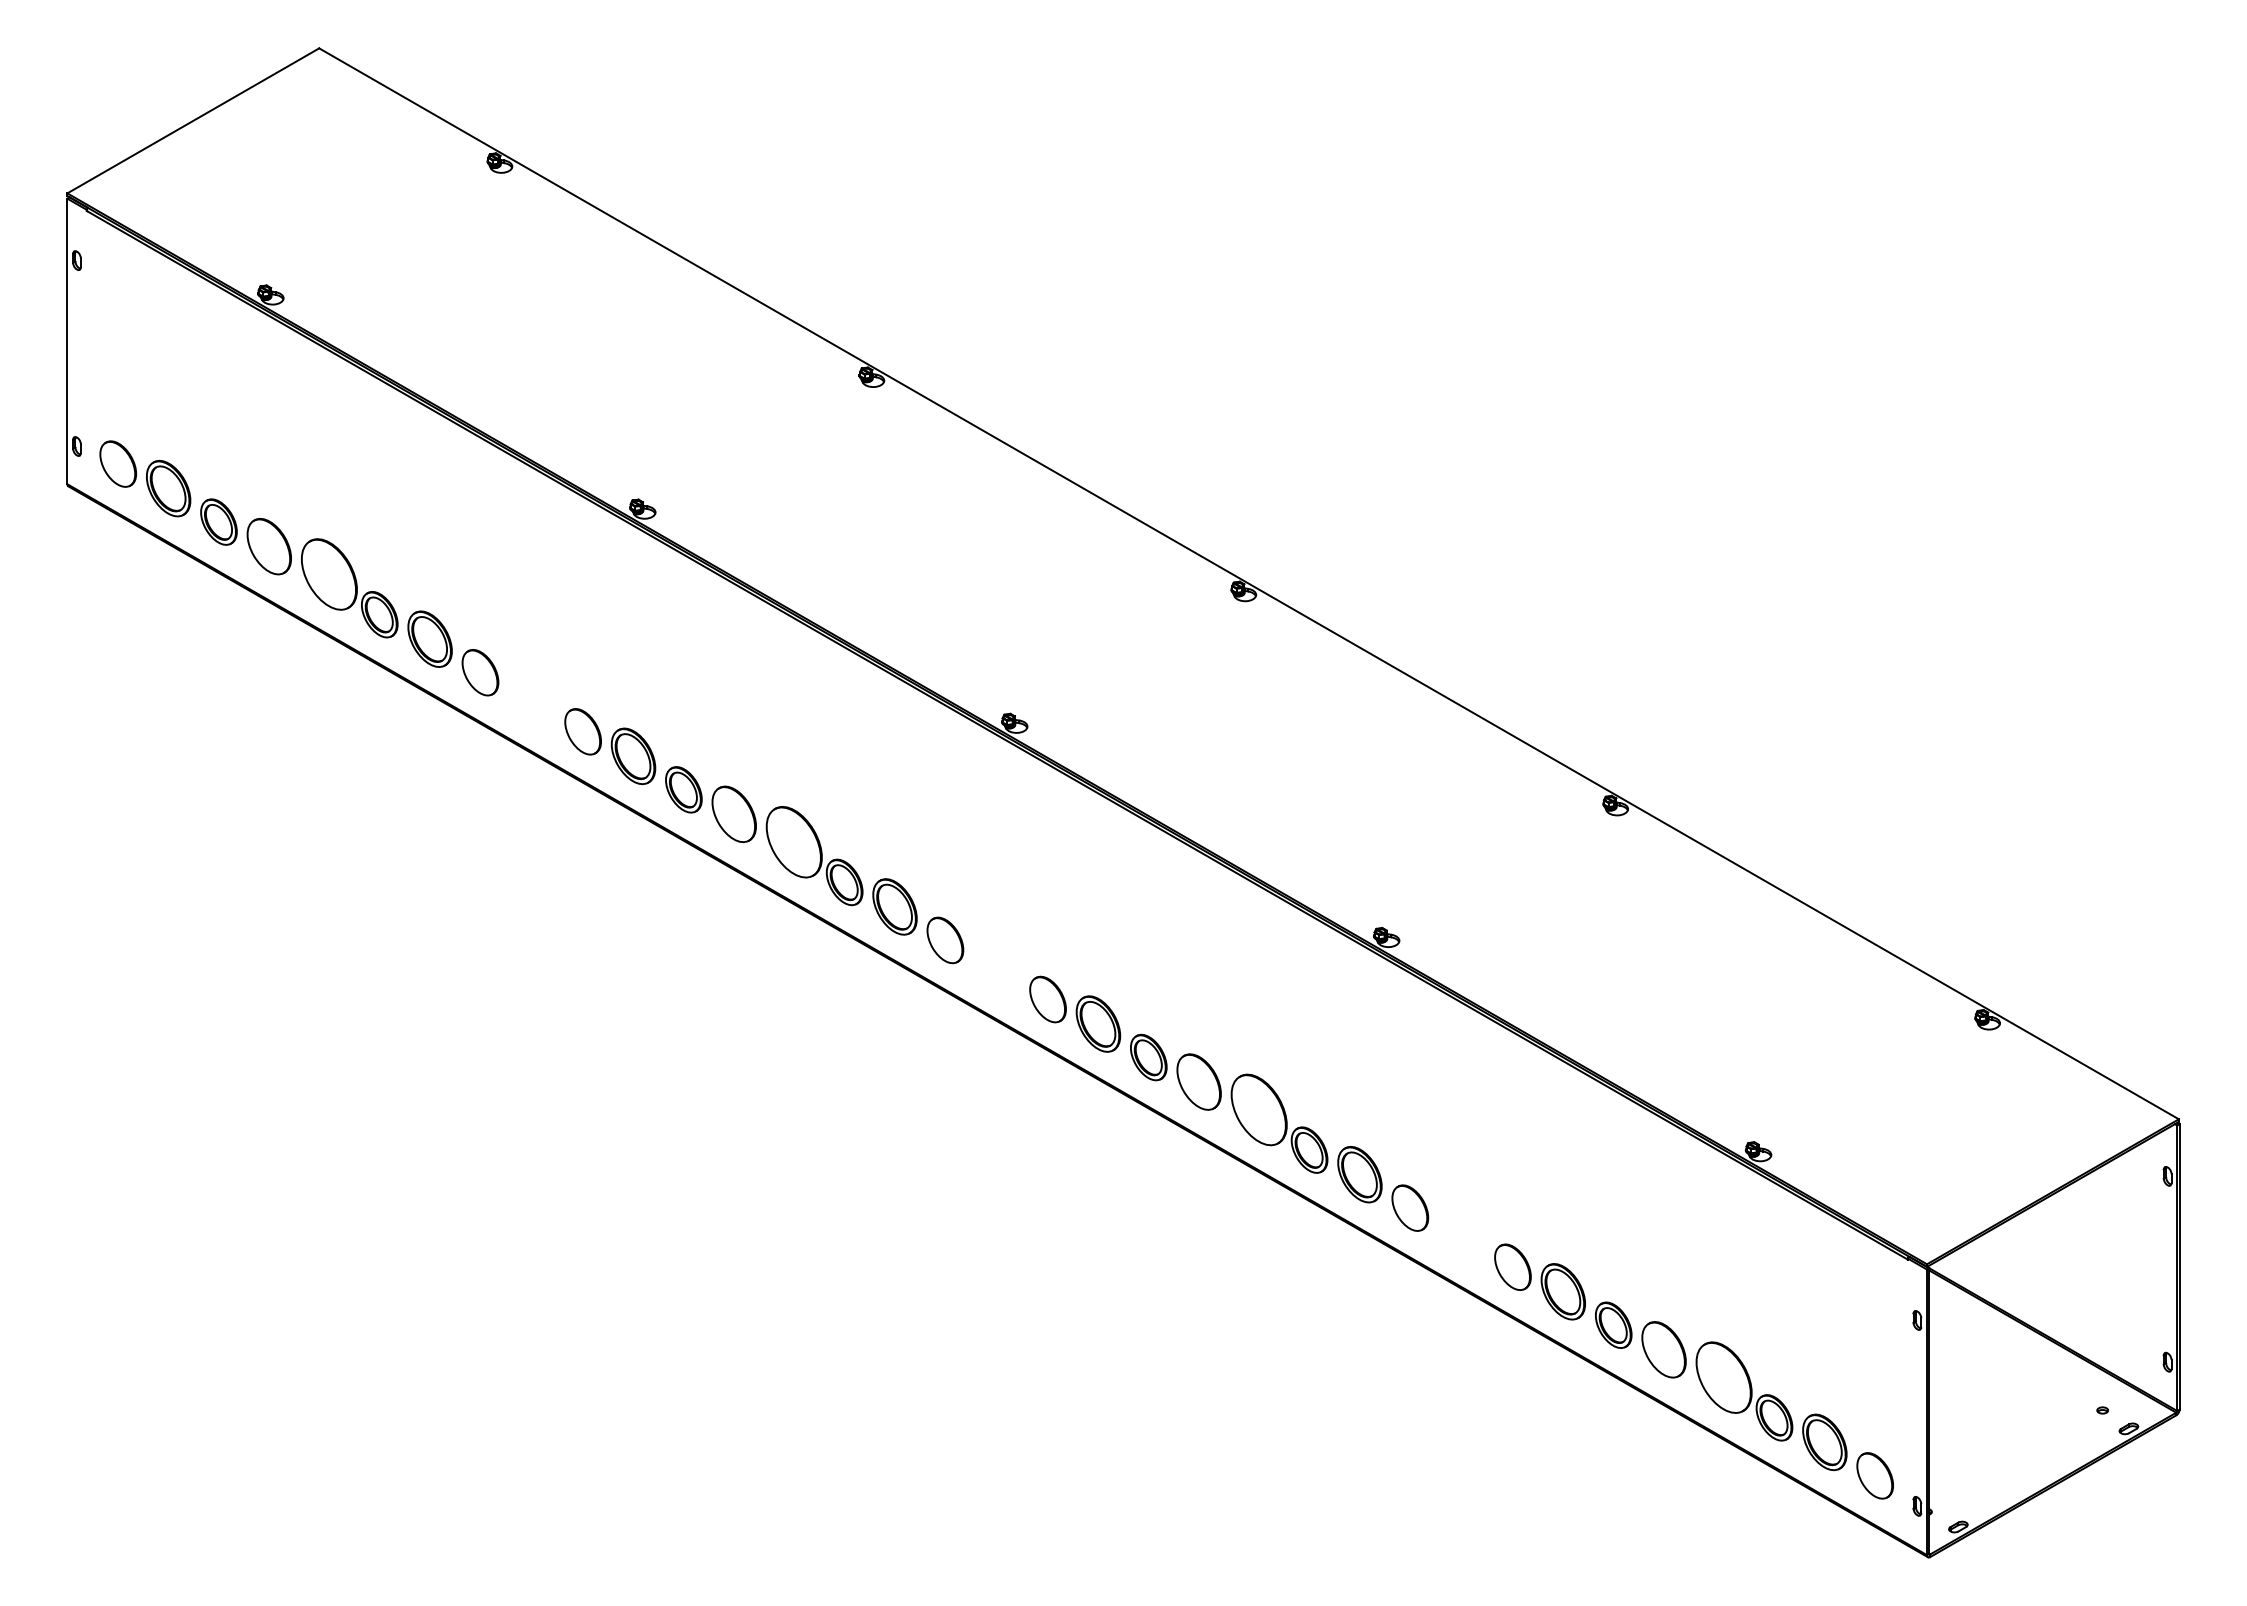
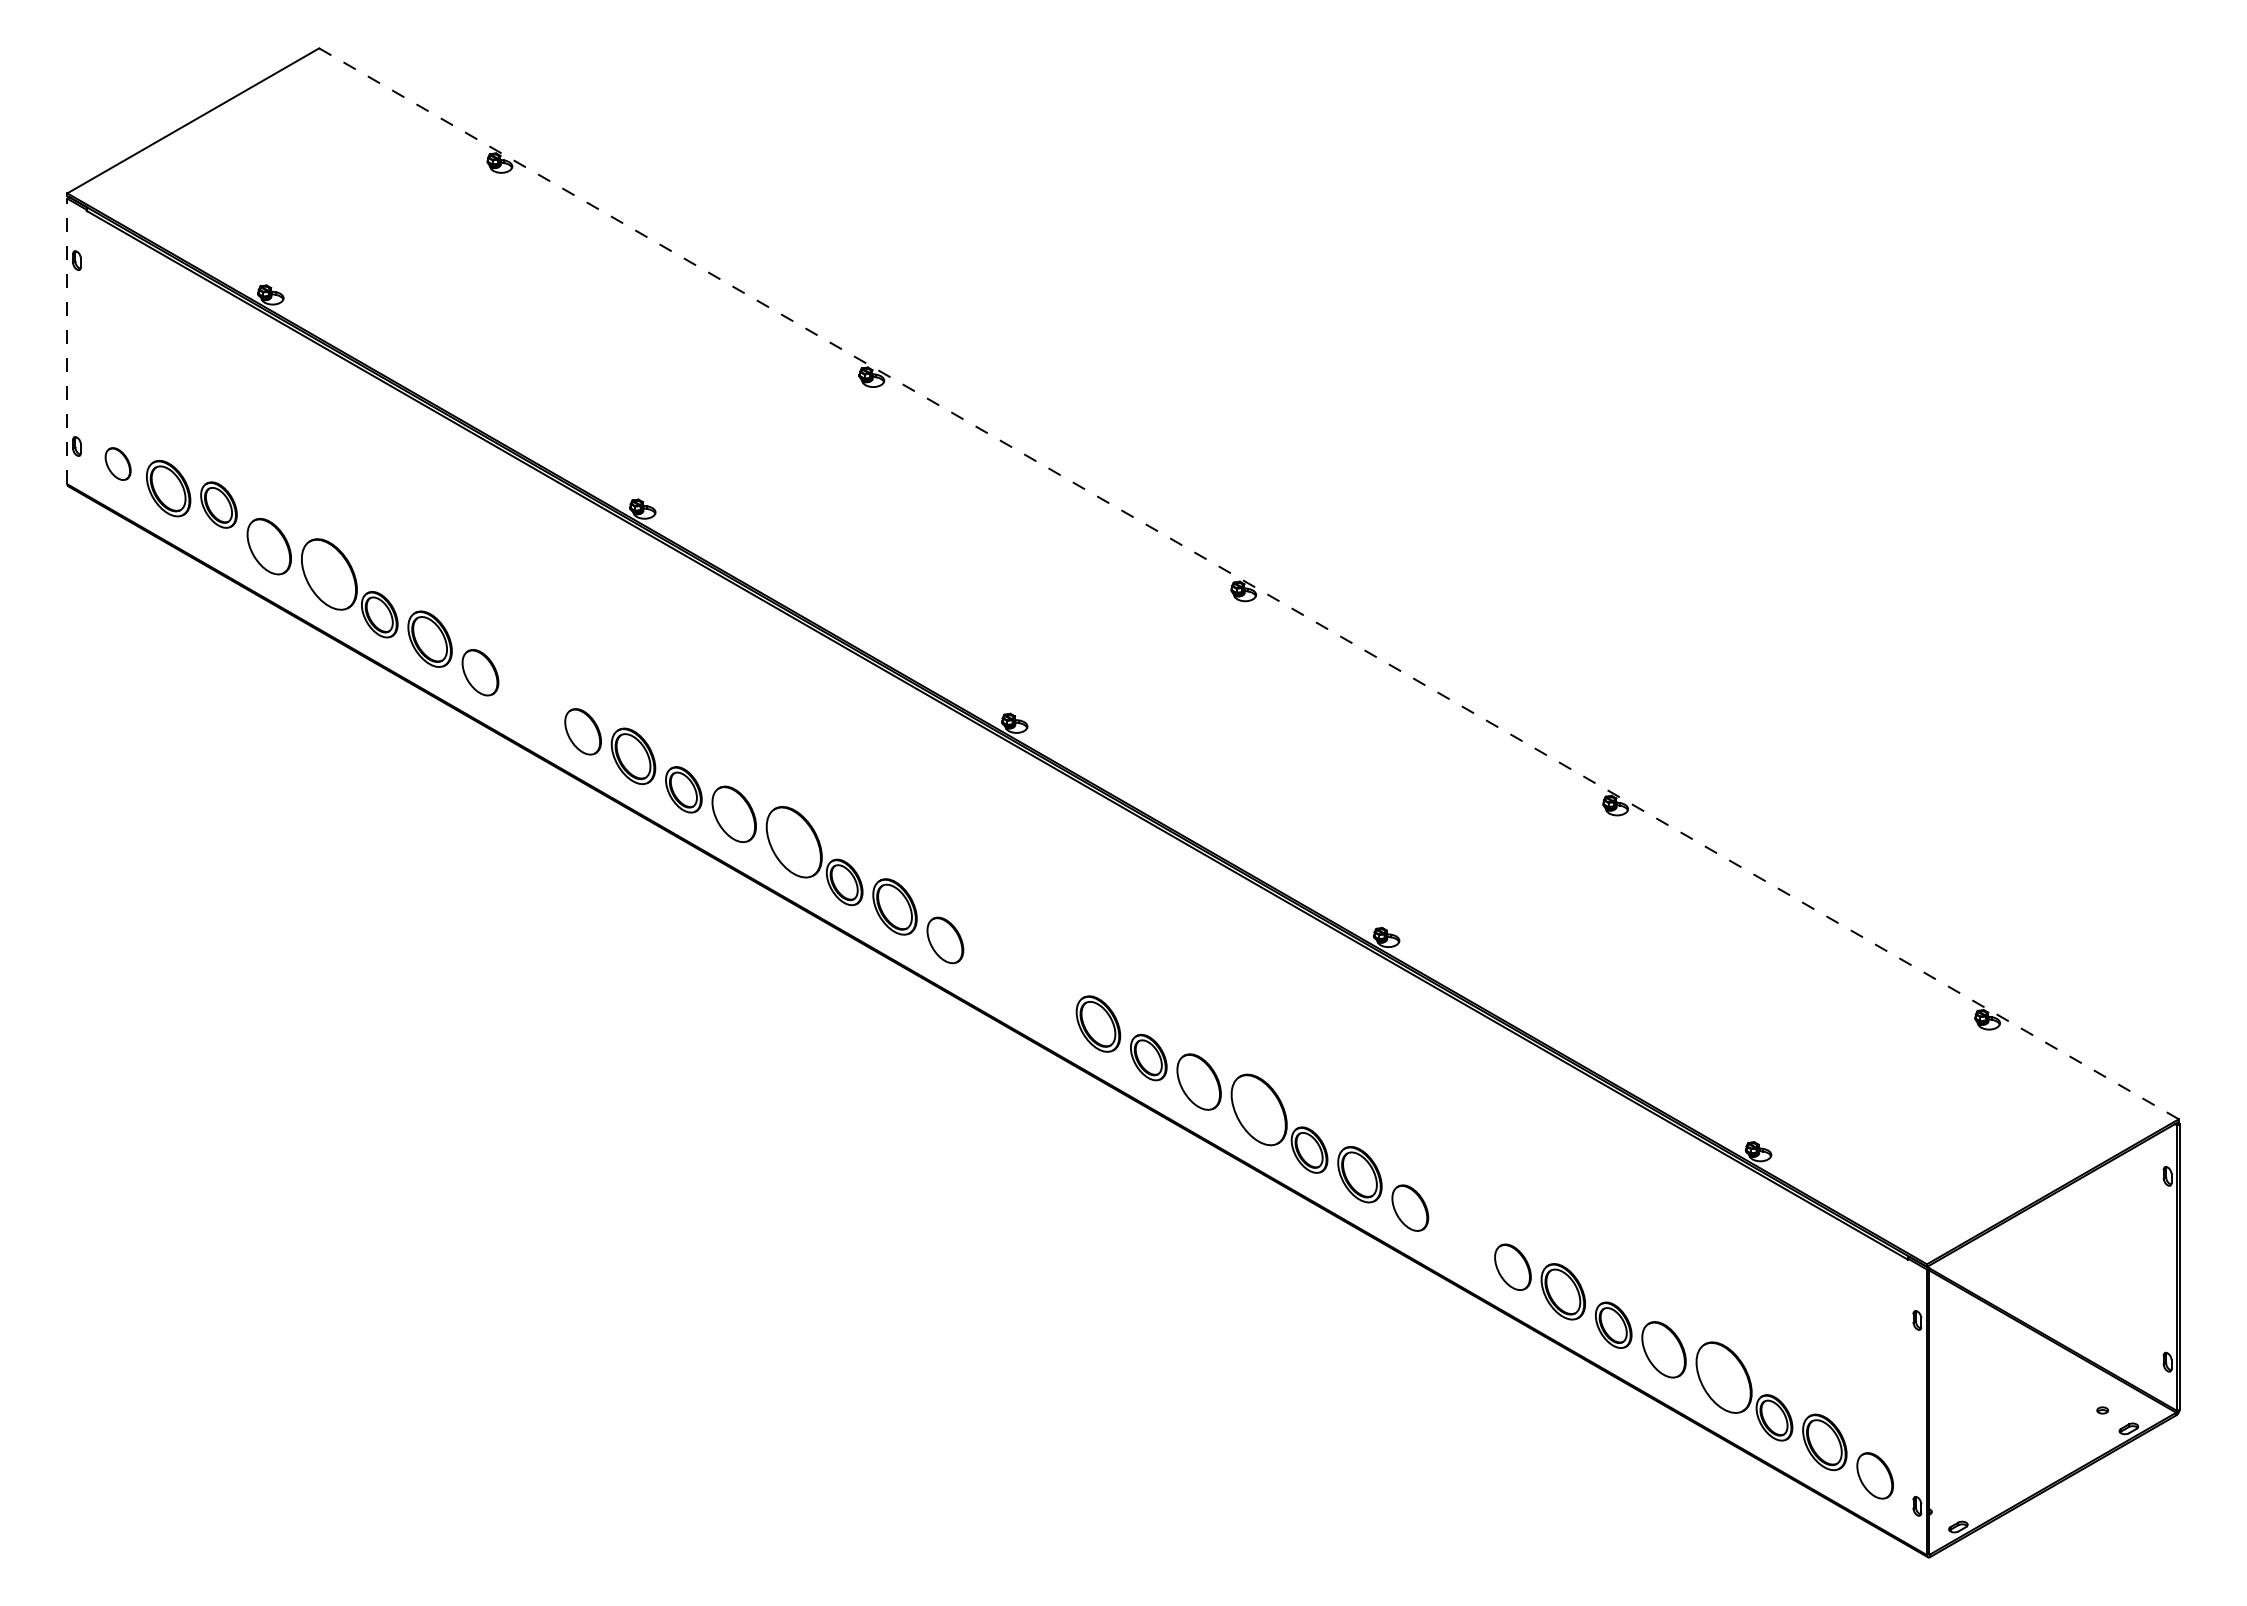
line: solid -> dashed (67, 341)
part size: 38x48 px -> 28x34 px (117, 463)
part position: (218, 521) -> (218, 504) (218, 504)
line: solid -> dashed (1249, 583)
part: present -> none (1047, 999)
